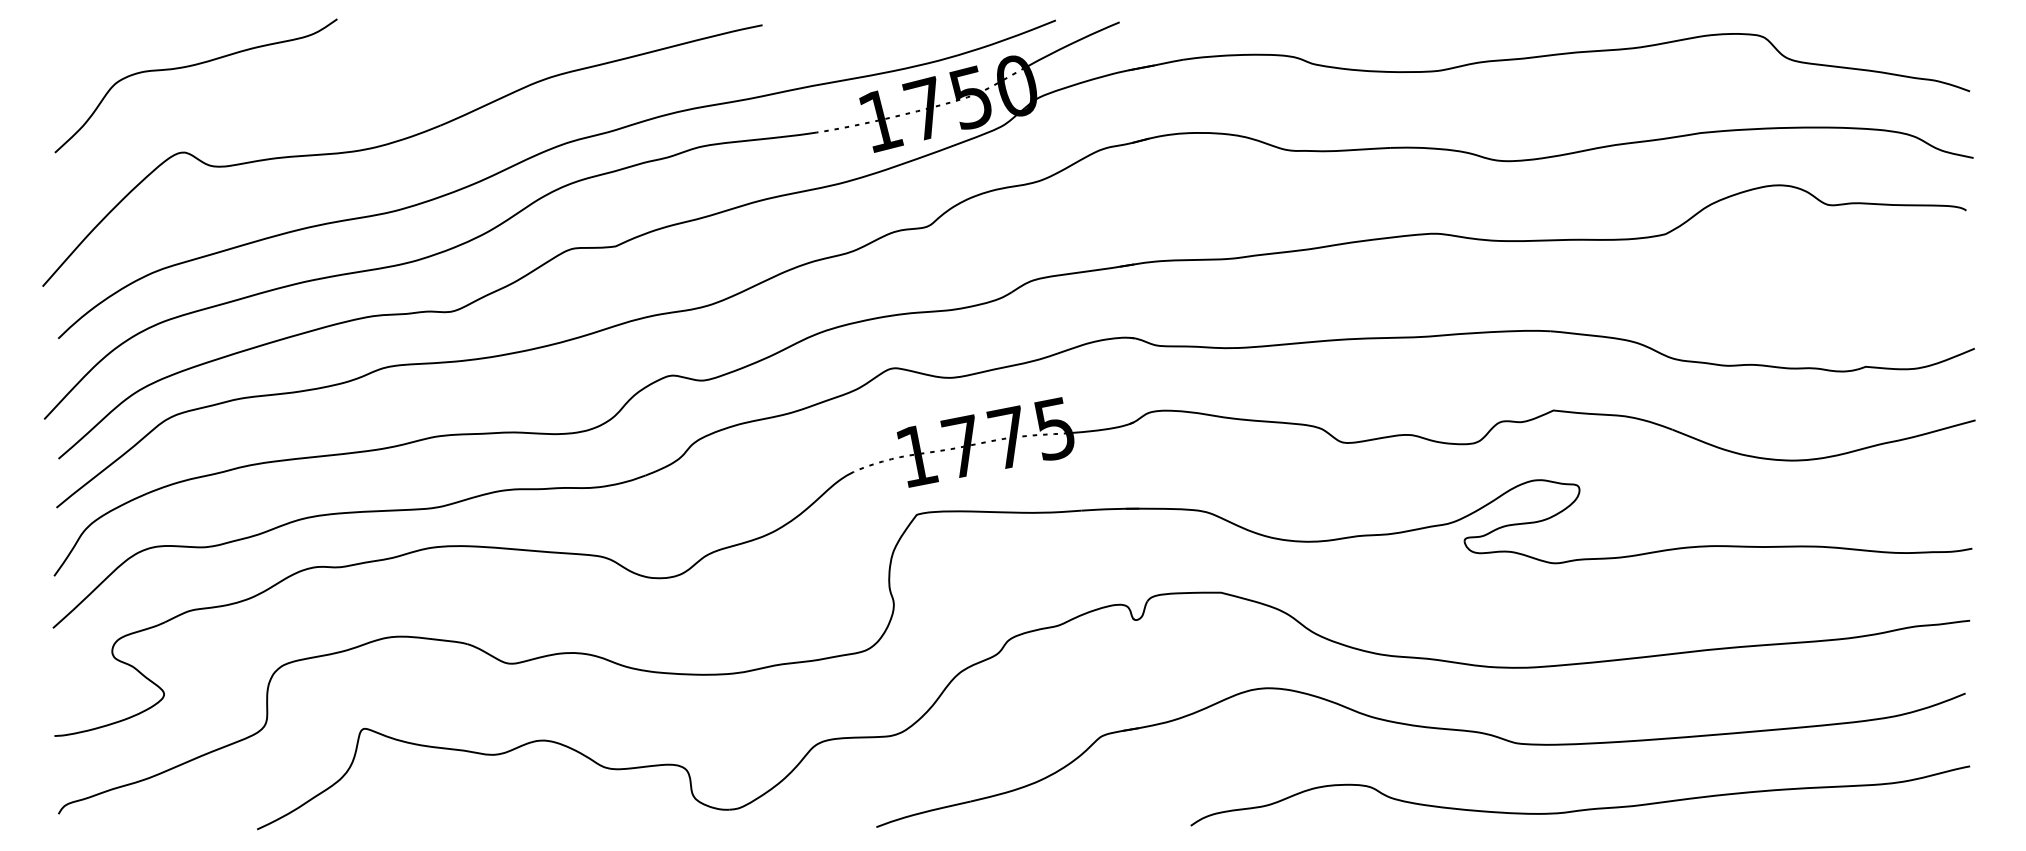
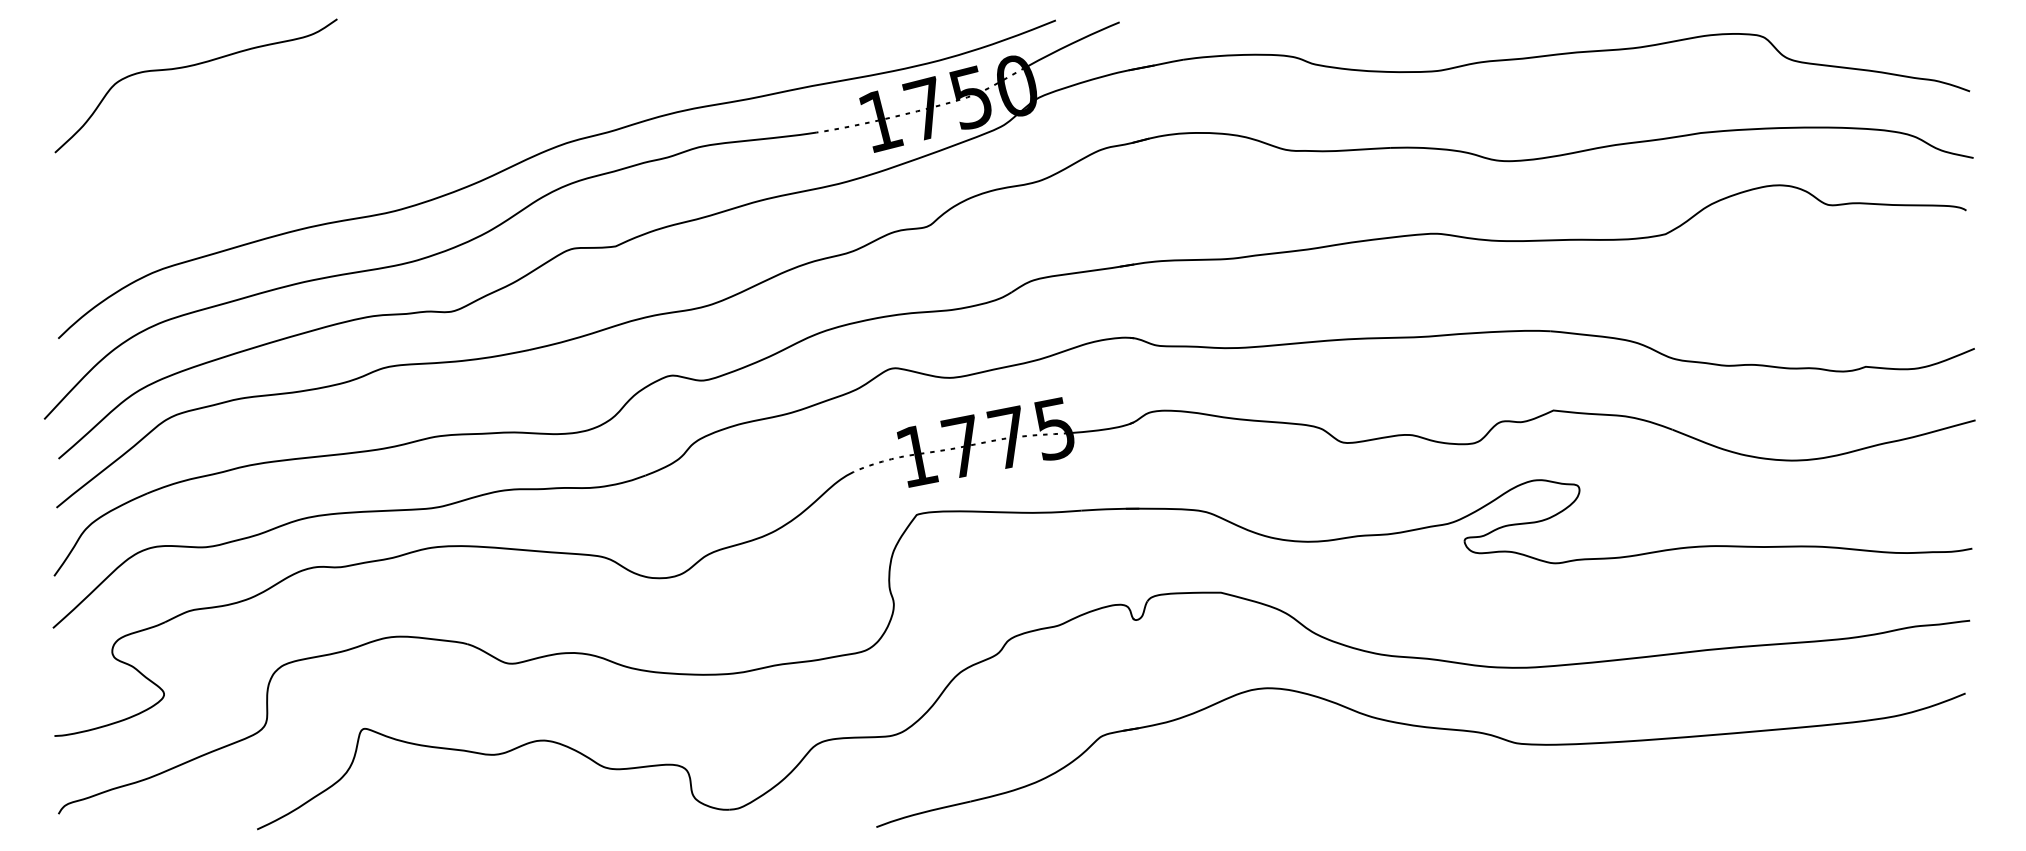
part: present -> none (397, 142)
curve: present -> none (1580, 809)
